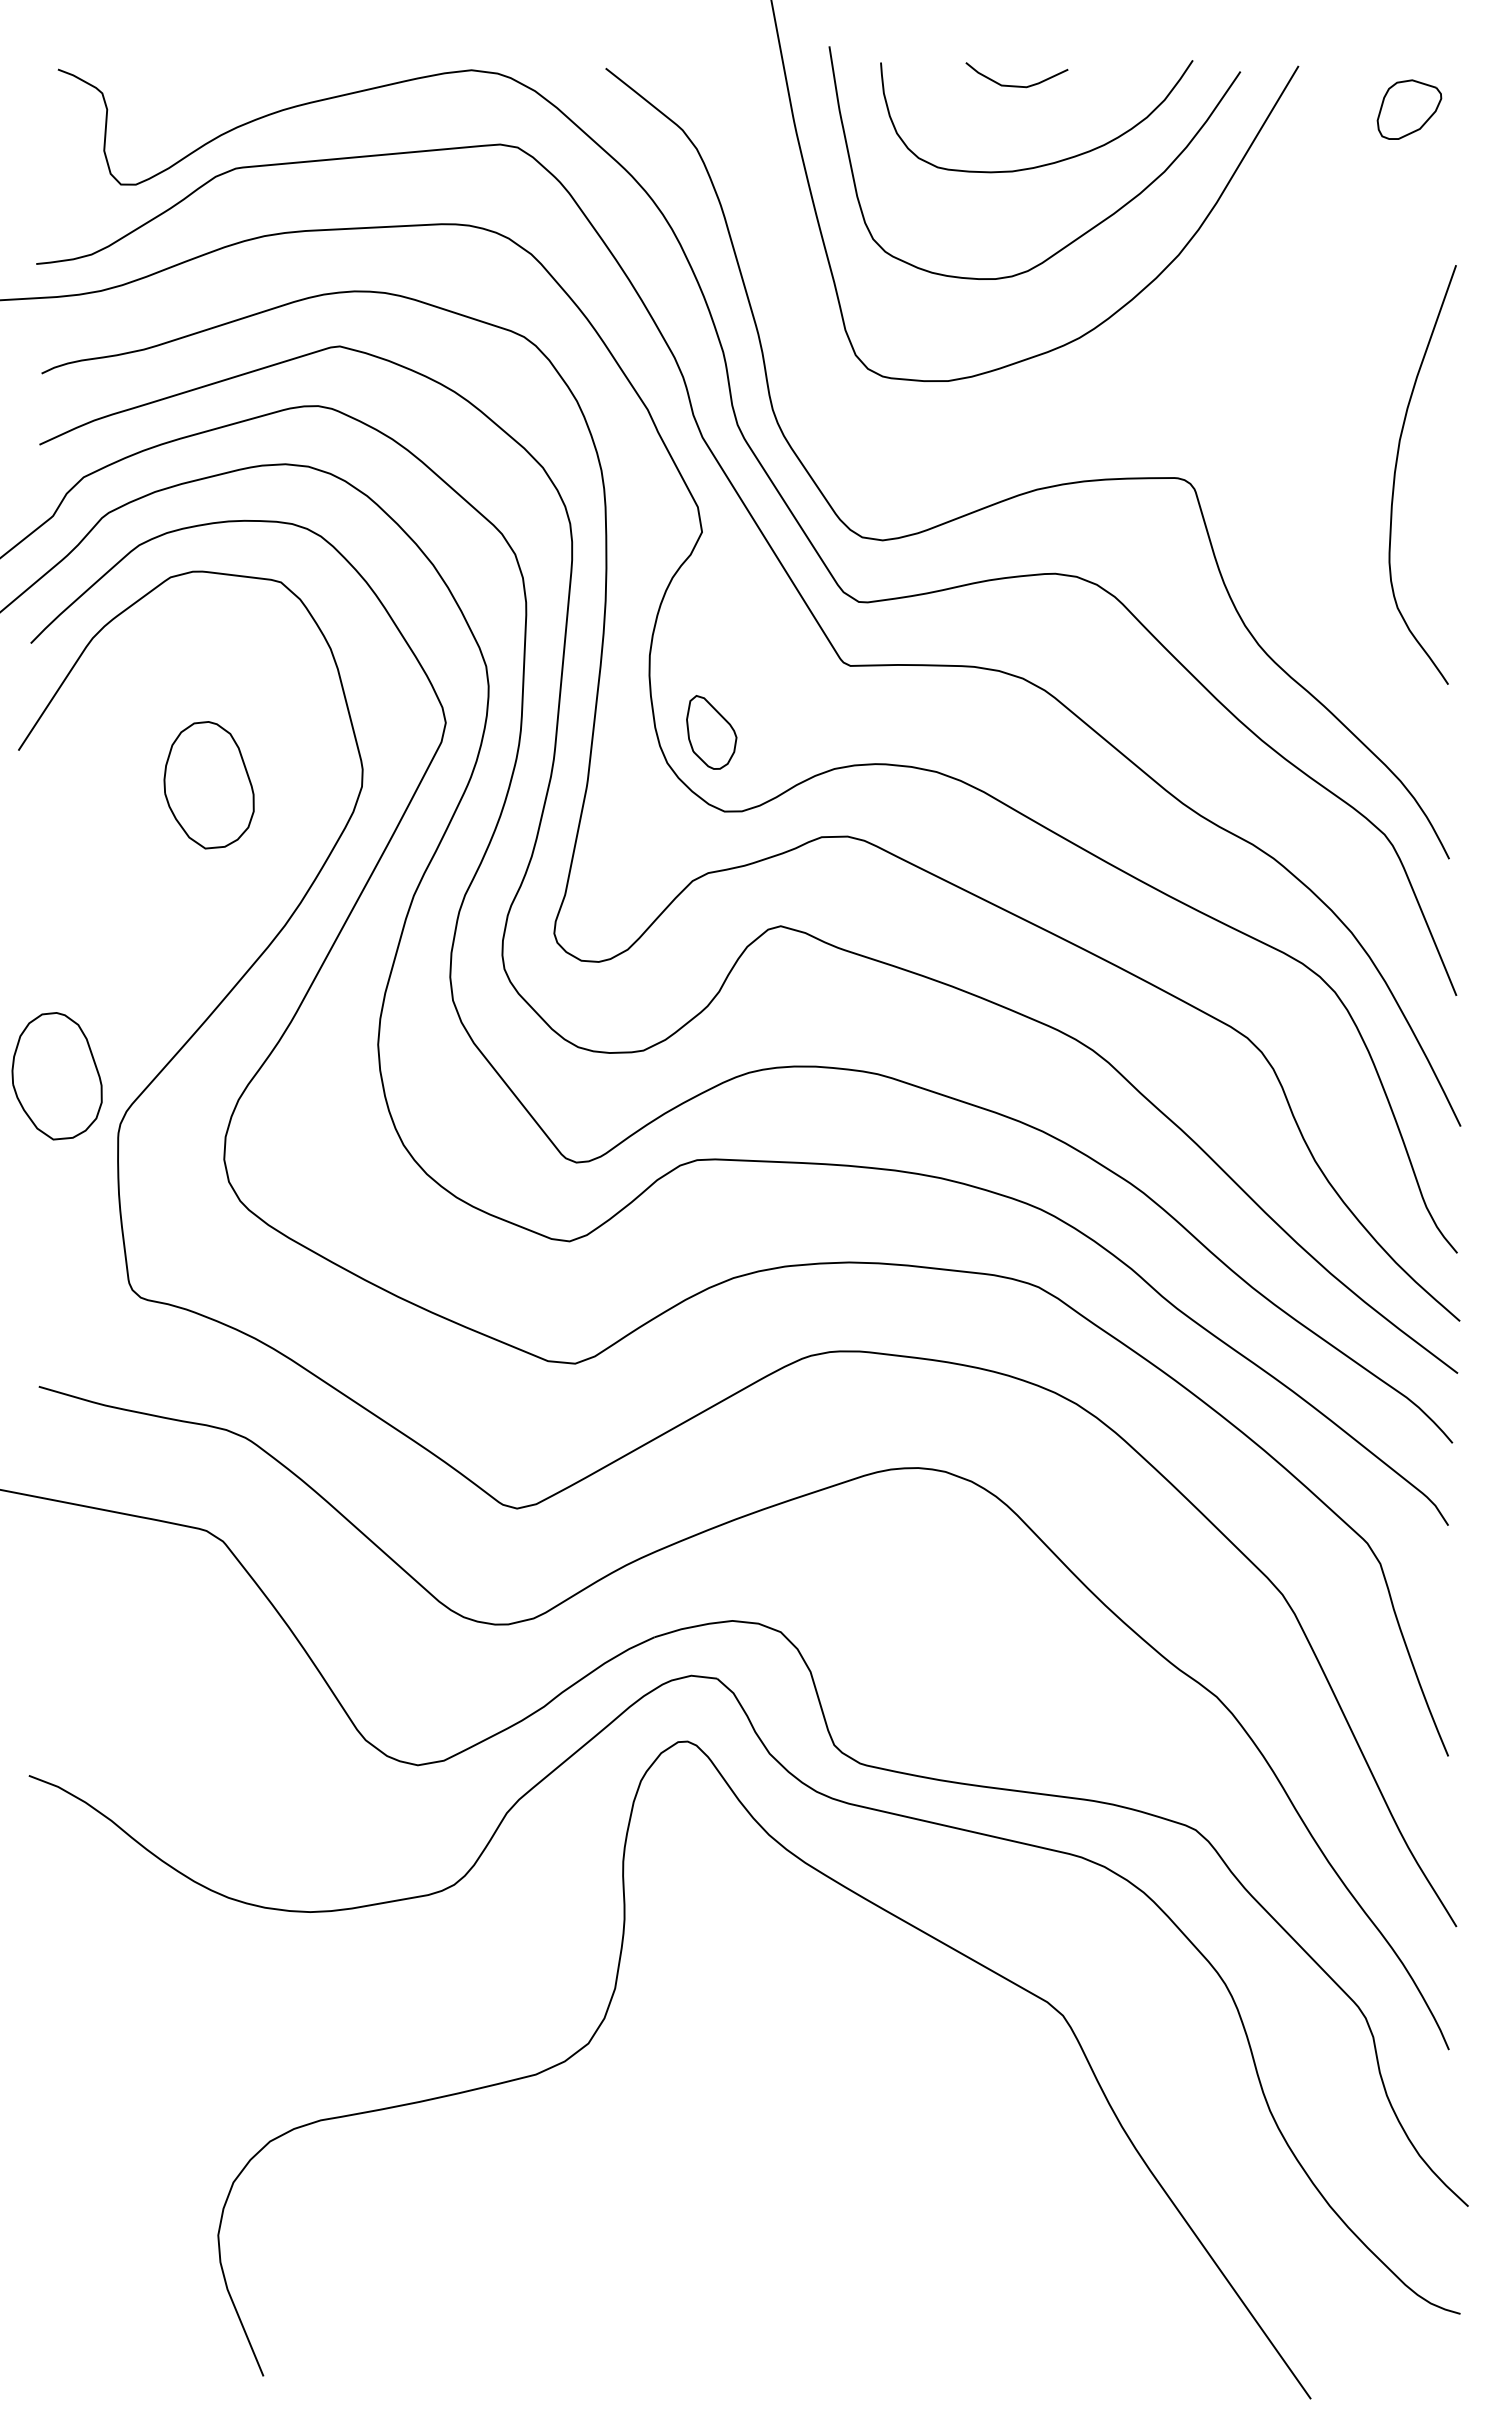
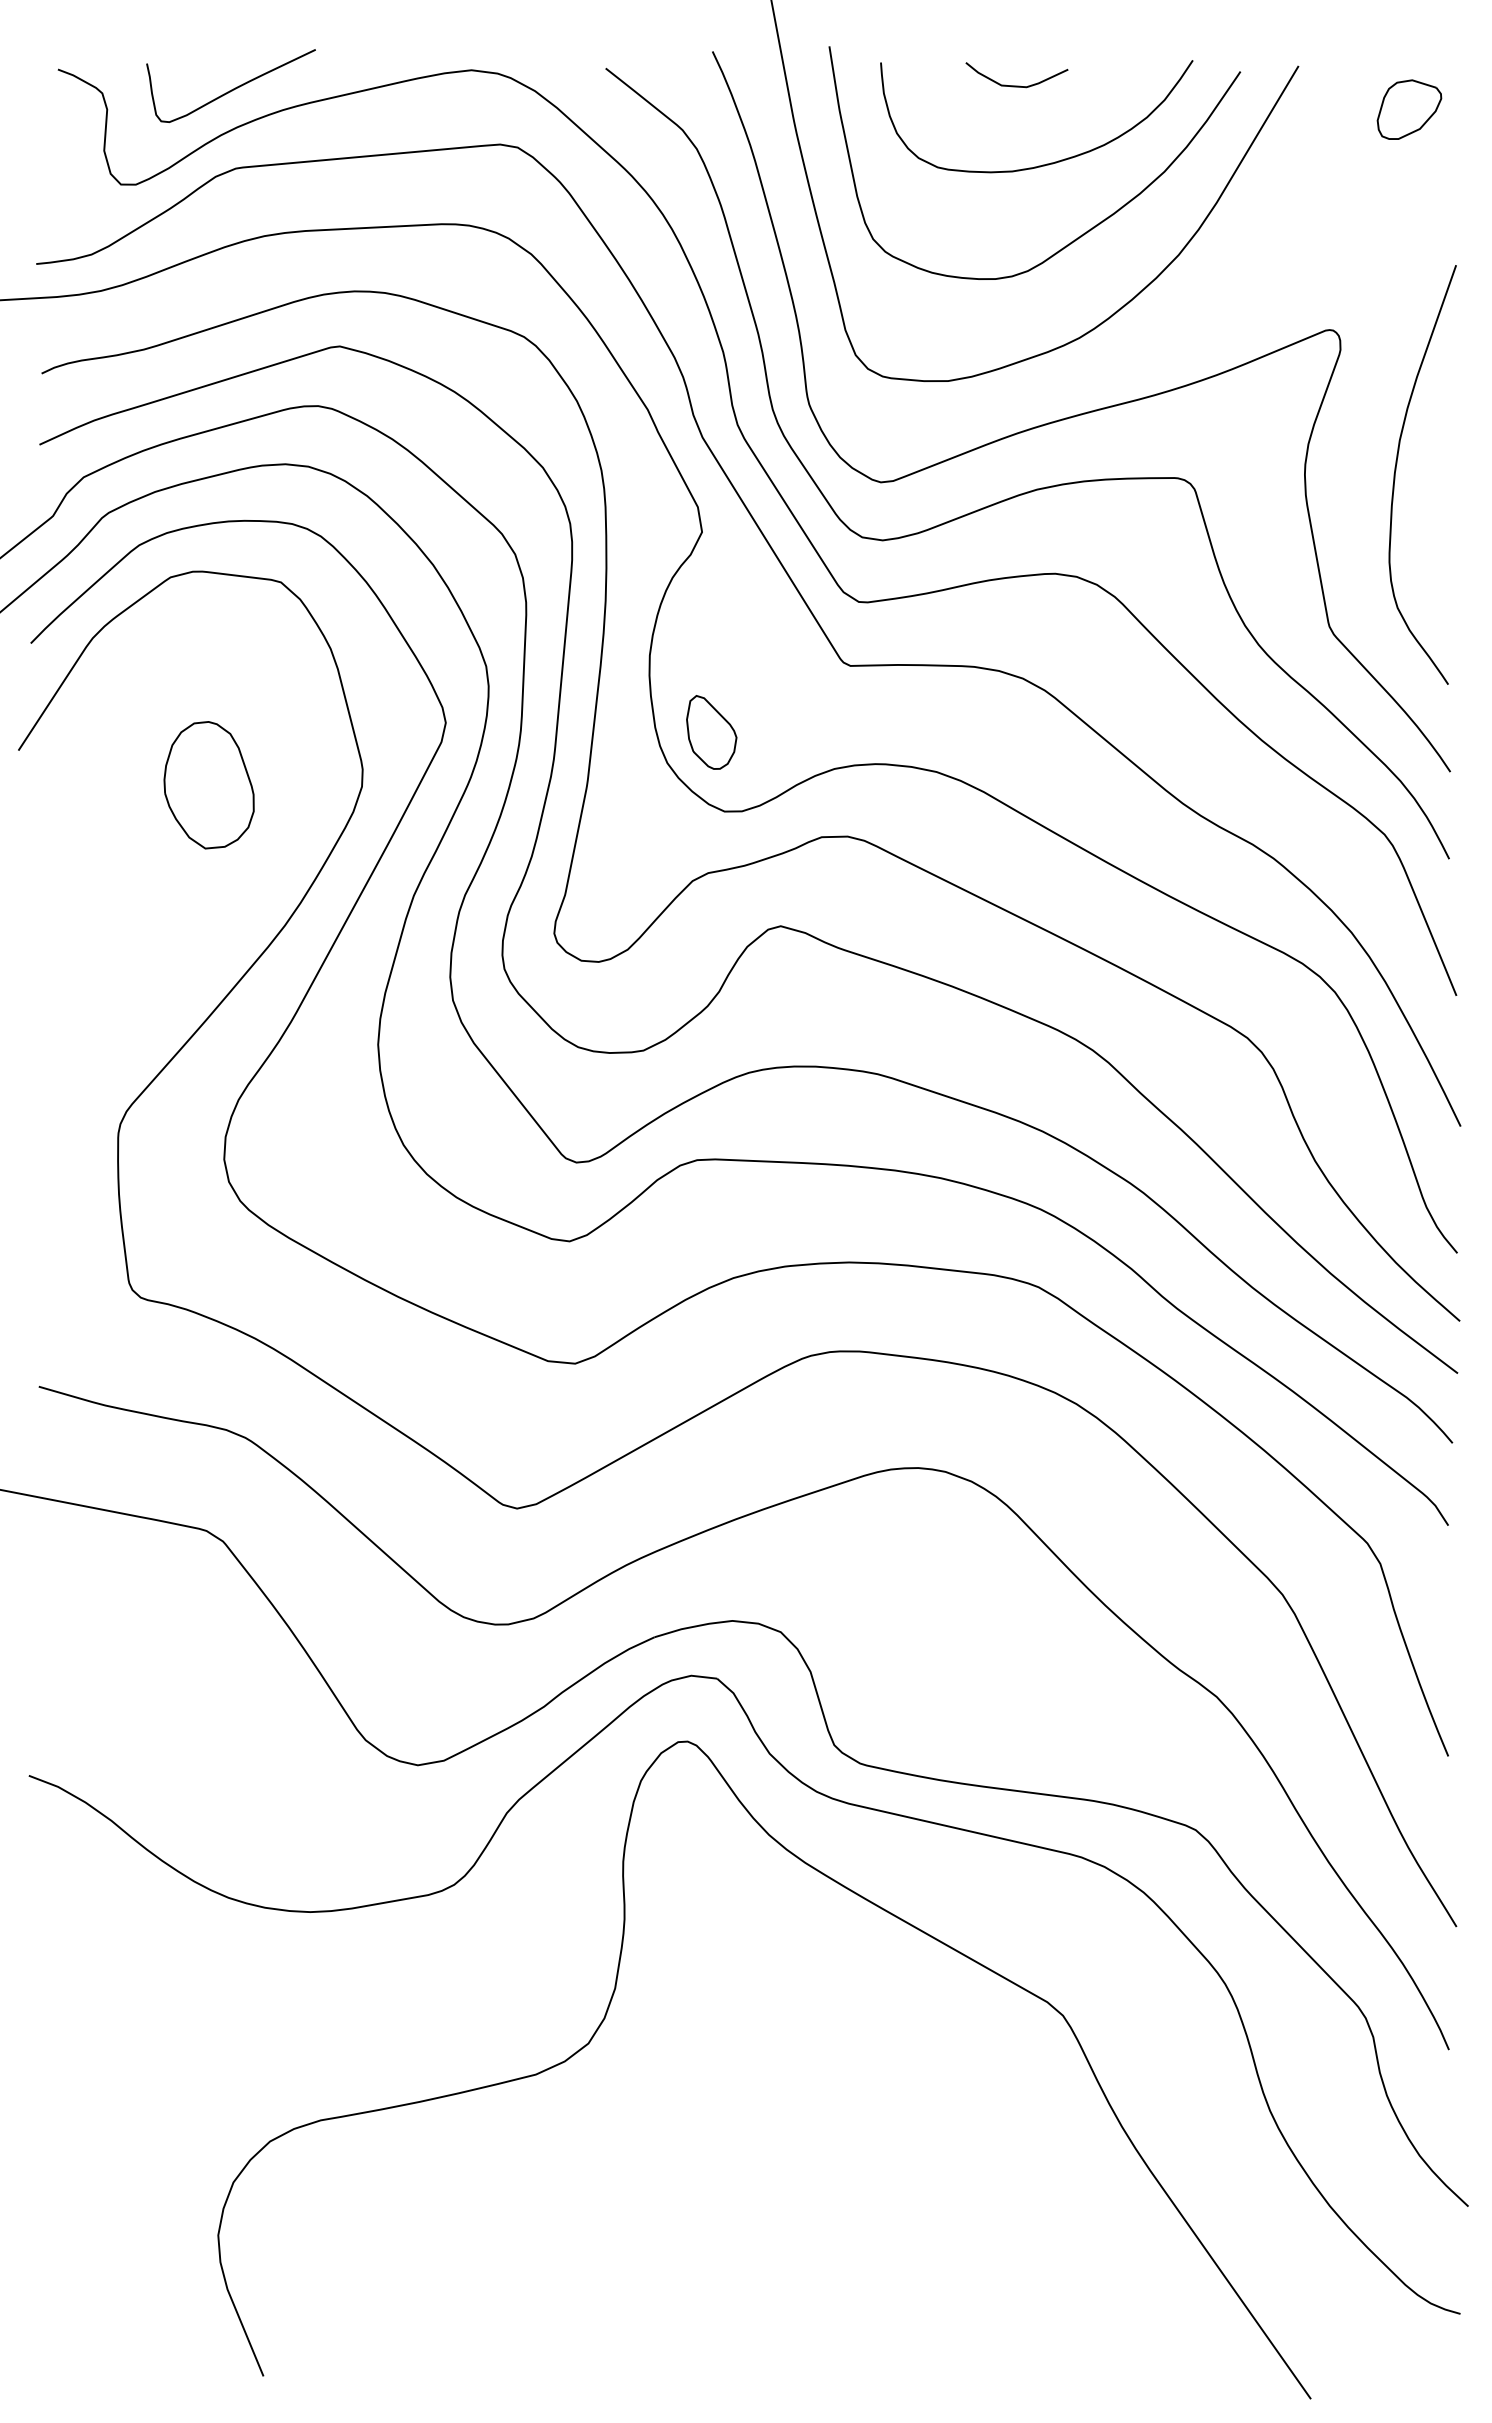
curve: none -> present (231, 89)
curve: none -> present (1081, 413)
part: present -> none (56, 1076)
